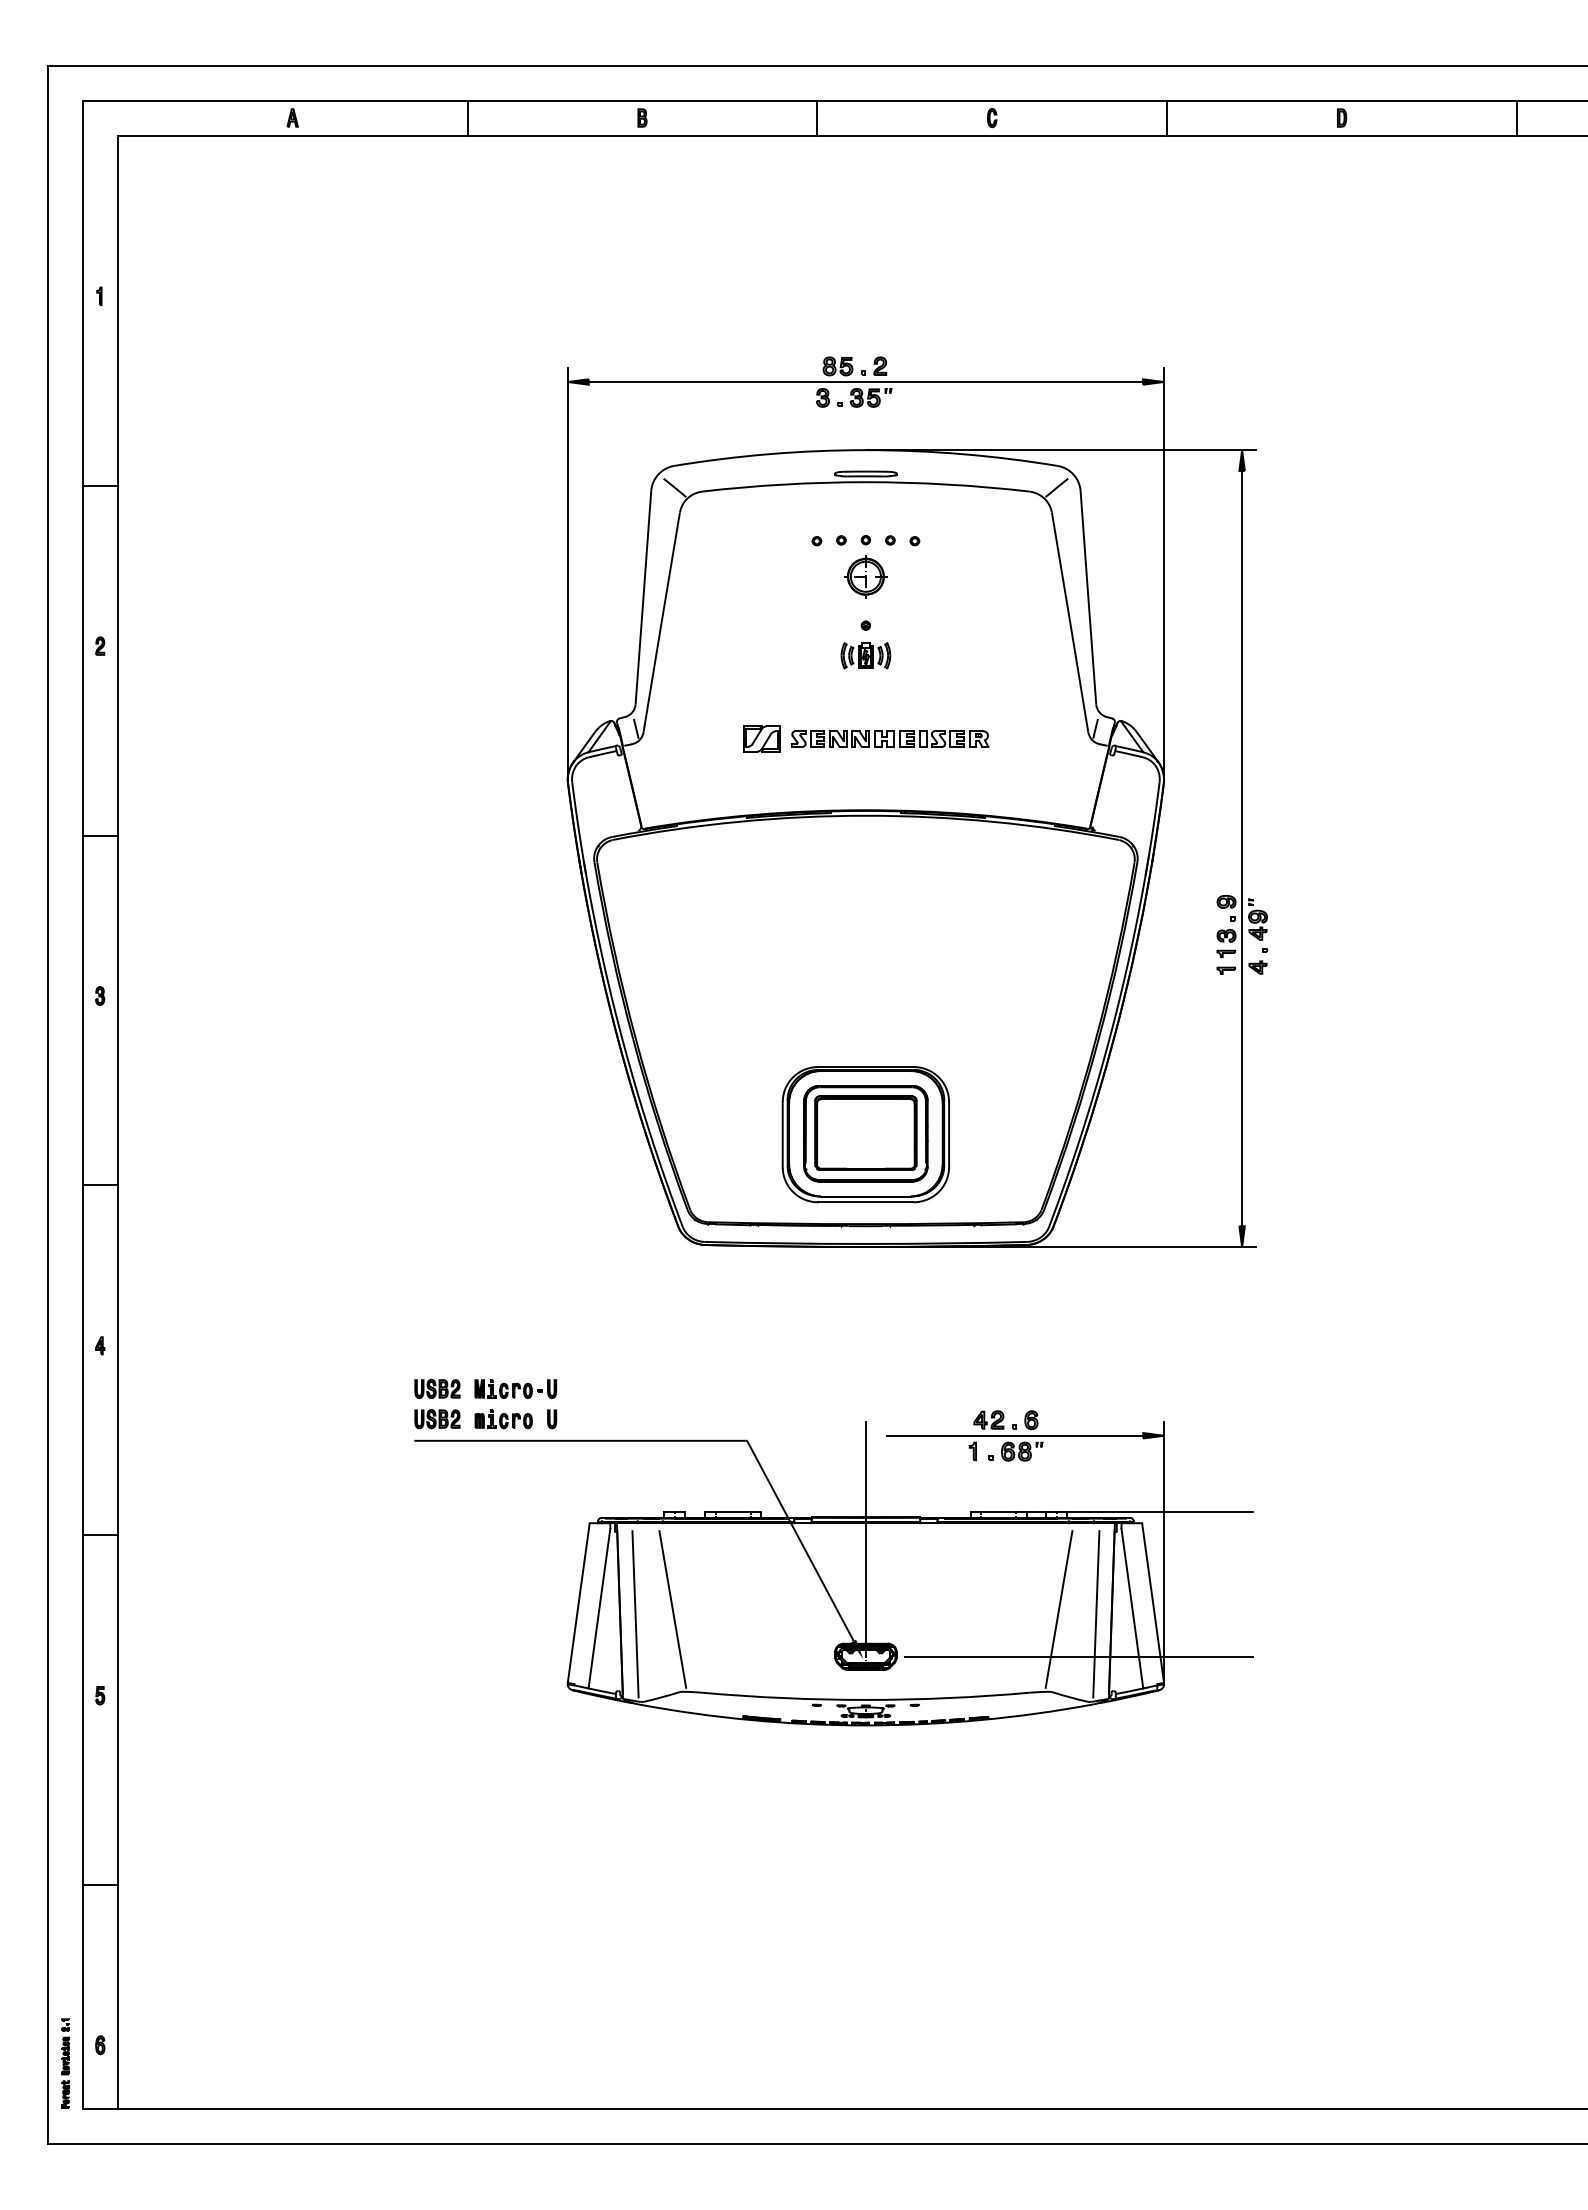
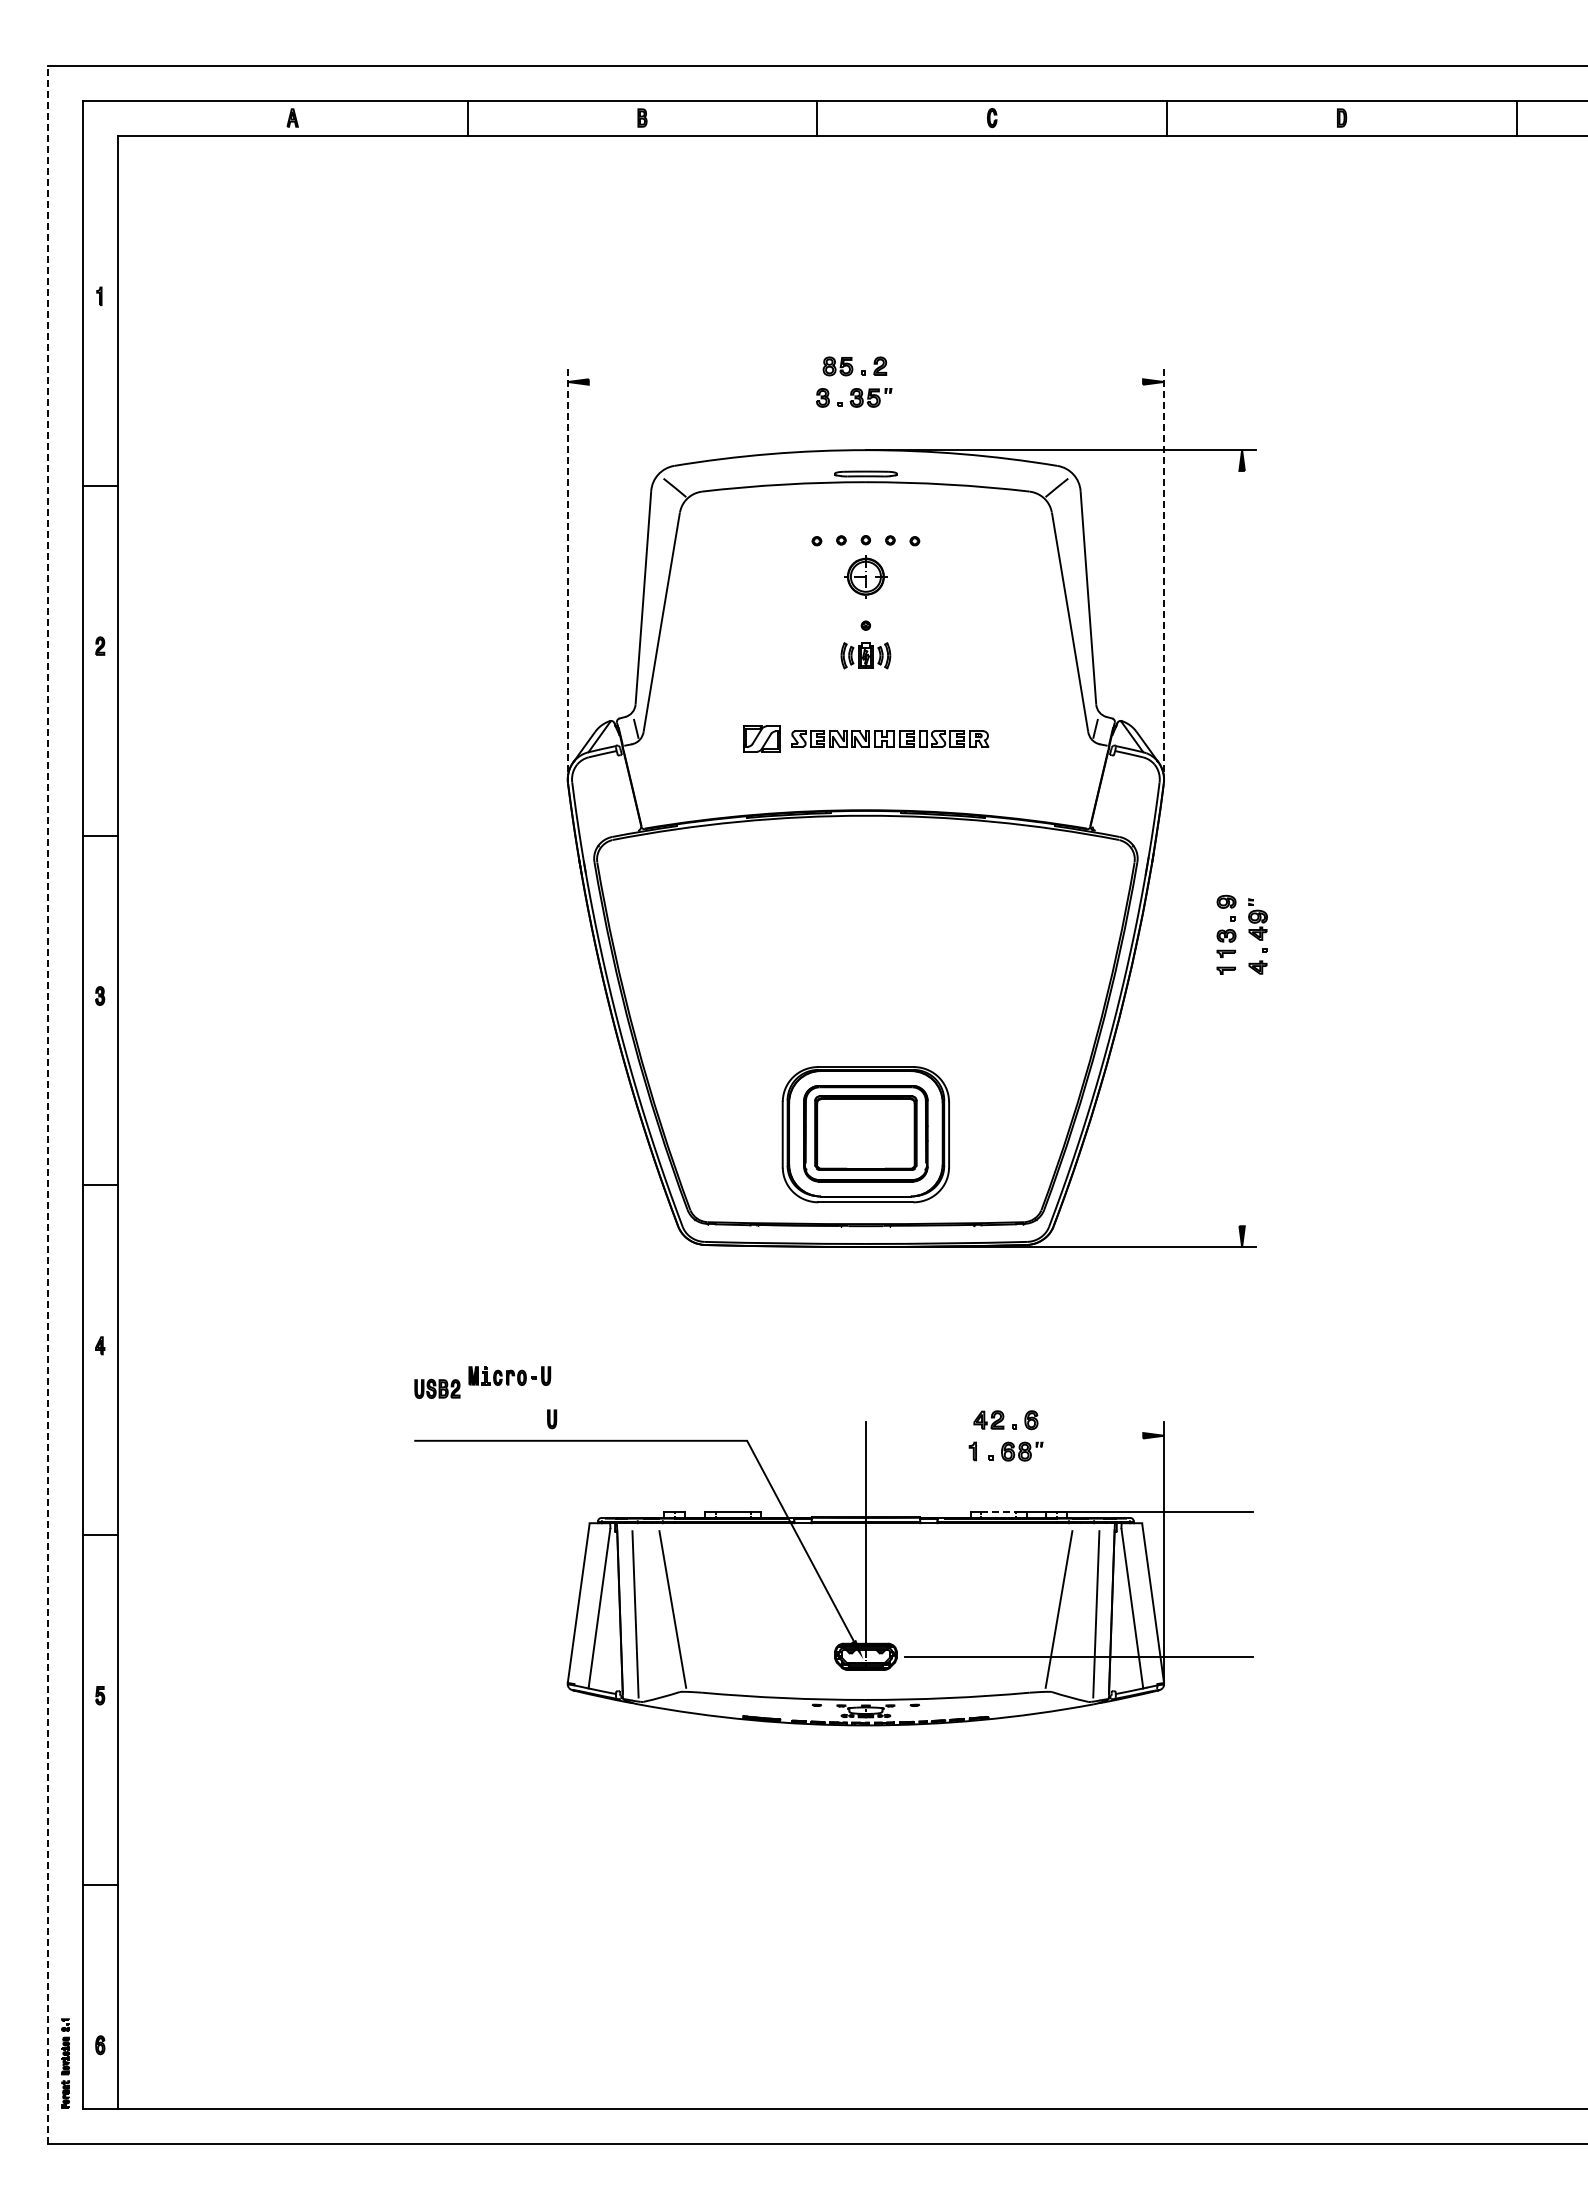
line: present -> none (865, 382)
line: solid -> dashed (567, 575)
line: solid -> dashed (1163, 575)
line: present -> none (1242, 848)
line: solid -> dashed (47, 1105)
part position: (515, 1388) -> (509, 1375) (509, 1375)
part: present -> none (437, 1419)
part: present -> none (503, 1419)
line: present -> none (1014, 1435)
line: solid -> dashed (999, 1512)
